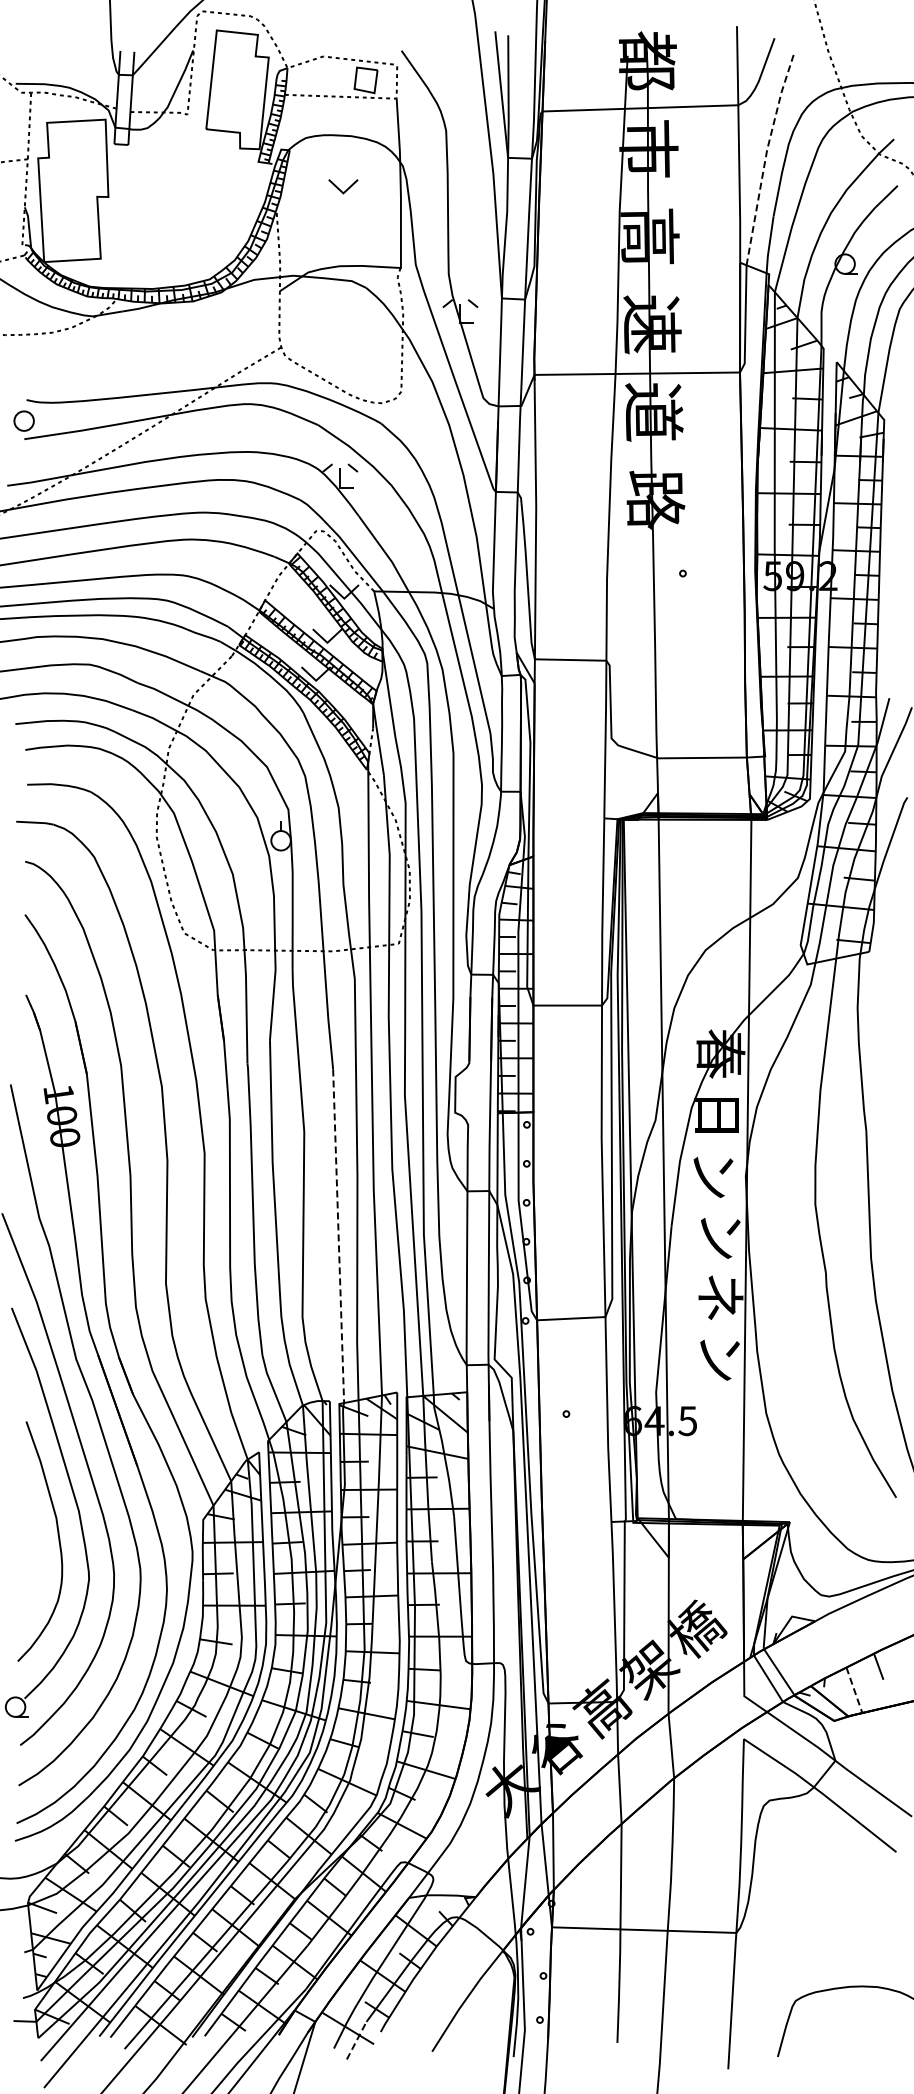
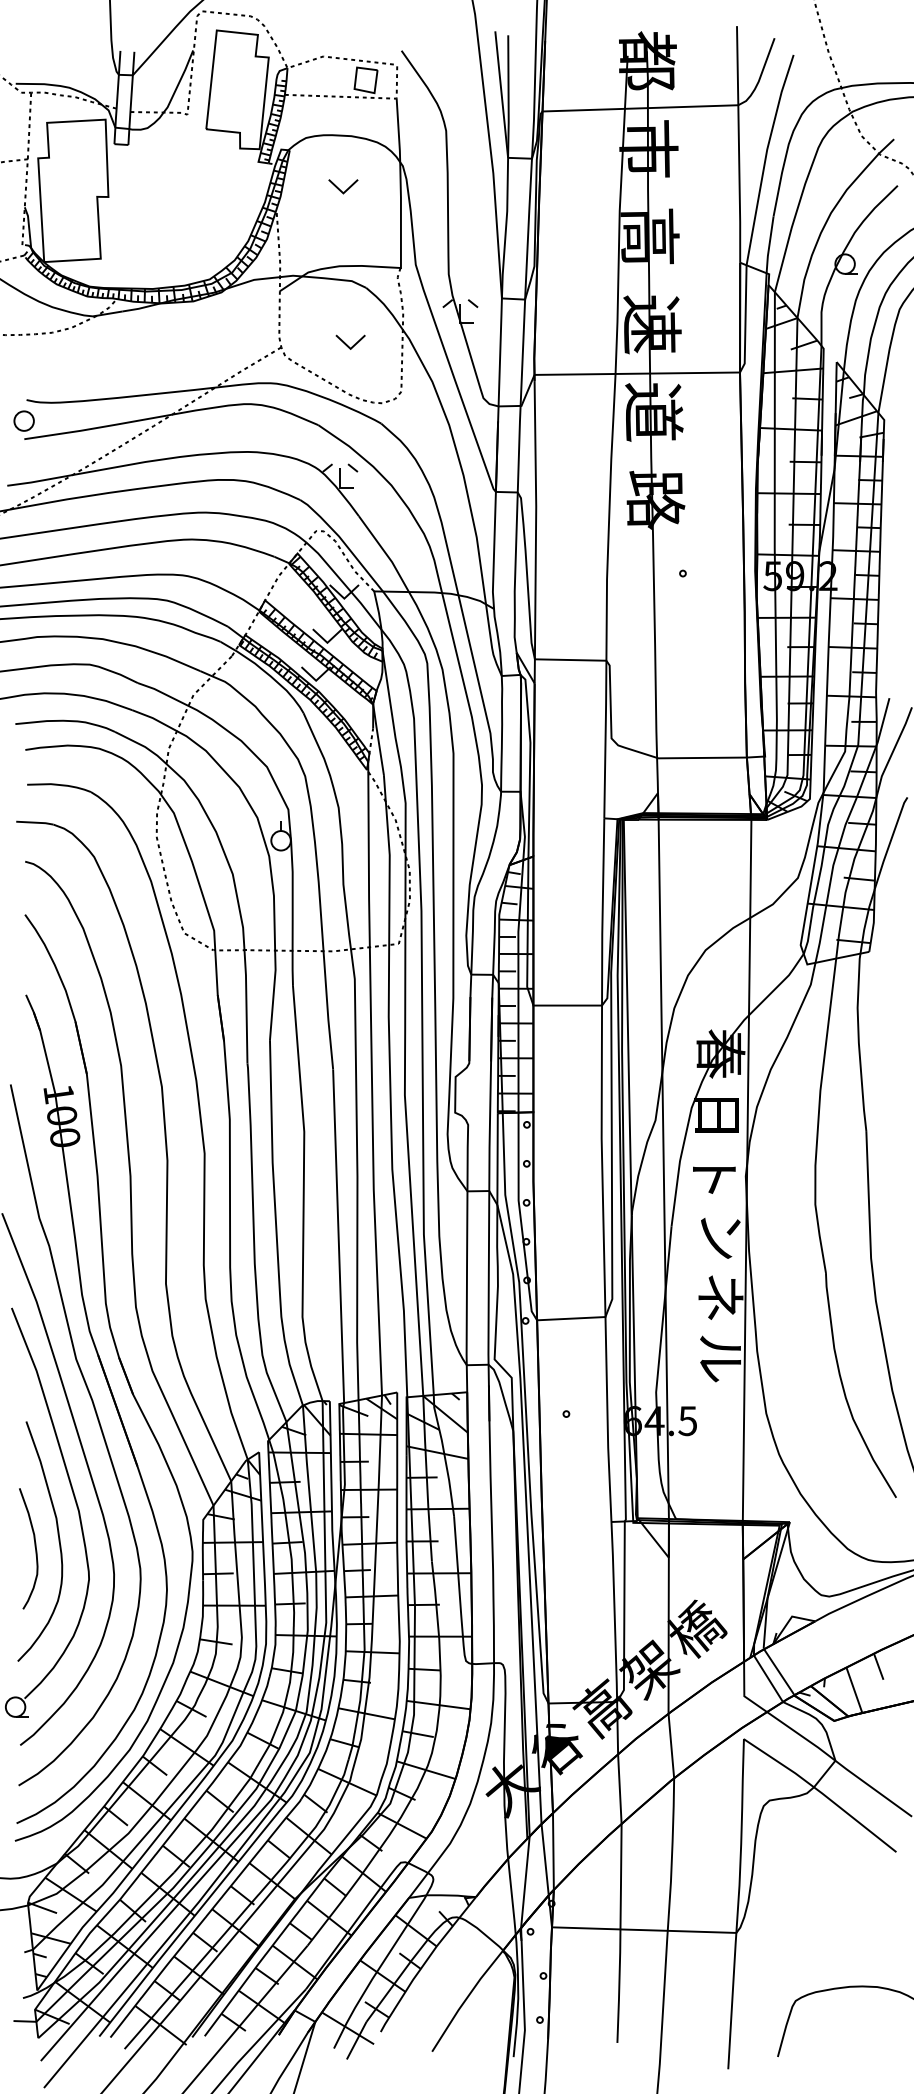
line: dashed -> solid (765, 158)
part: none -> present (350, 341)
text: ン -> ト (714, 1177)
line: dashed -> solid (338, 1236)
text: ン -> ル (720, 1358)
curve: none -> present (34, 1547)
line: dashed -> solid (854, 1690)
line: dashed -> solid (356, 2040)
